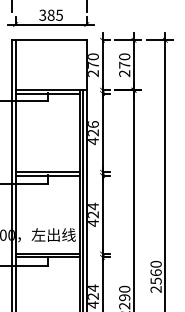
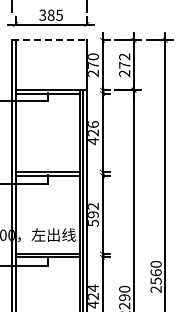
line: solid -> dashed (50, 40)
text: 270 -> 272 (124, 56)
text: 424 -> 592 (93, 214)
